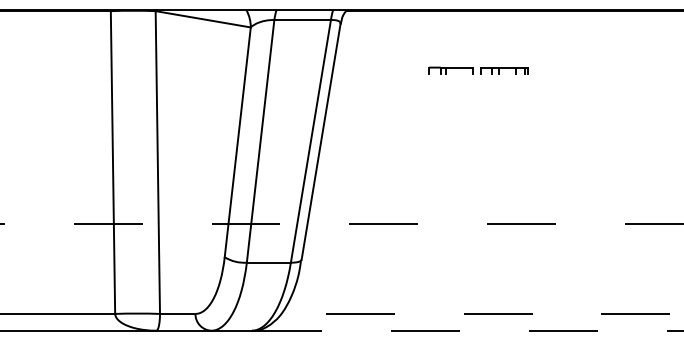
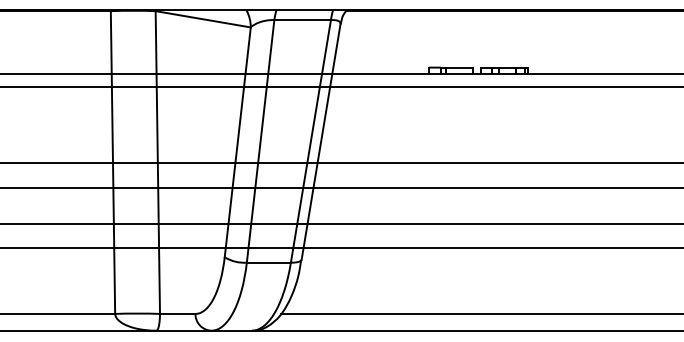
line: none -> present (341, 74)
line: none -> present (341, 86)
line: none -> present (341, 162)
line: none -> present (341, 188)
line: dashed -> solid (341, 224)
line: none -> present (341, 248)
line: dashed -> solid (482, 313)
line: dashed -> solid (468, 330)
